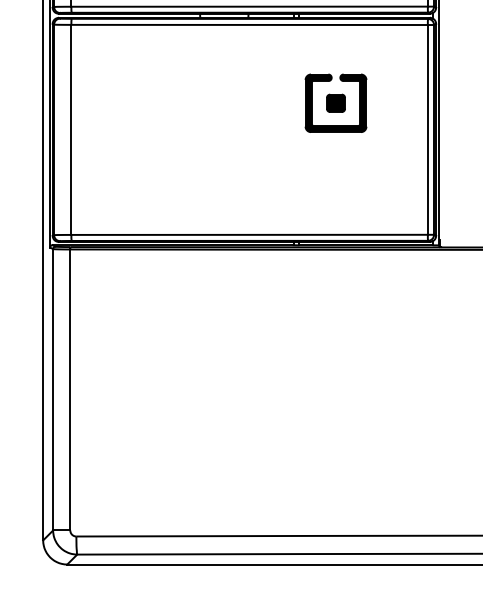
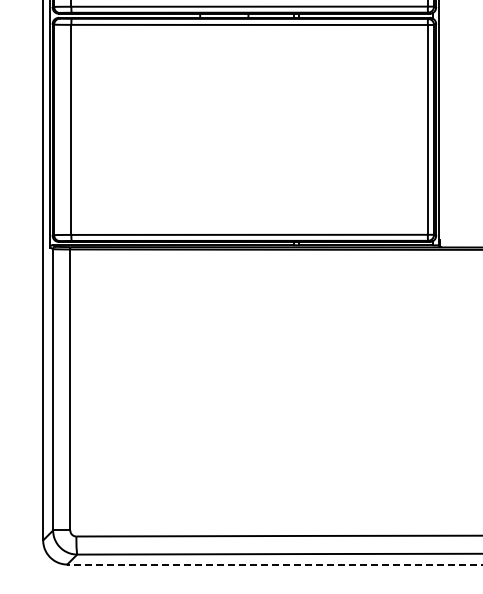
part: present -> none (335, 102)
line: solid -> dashed (274, 564)
